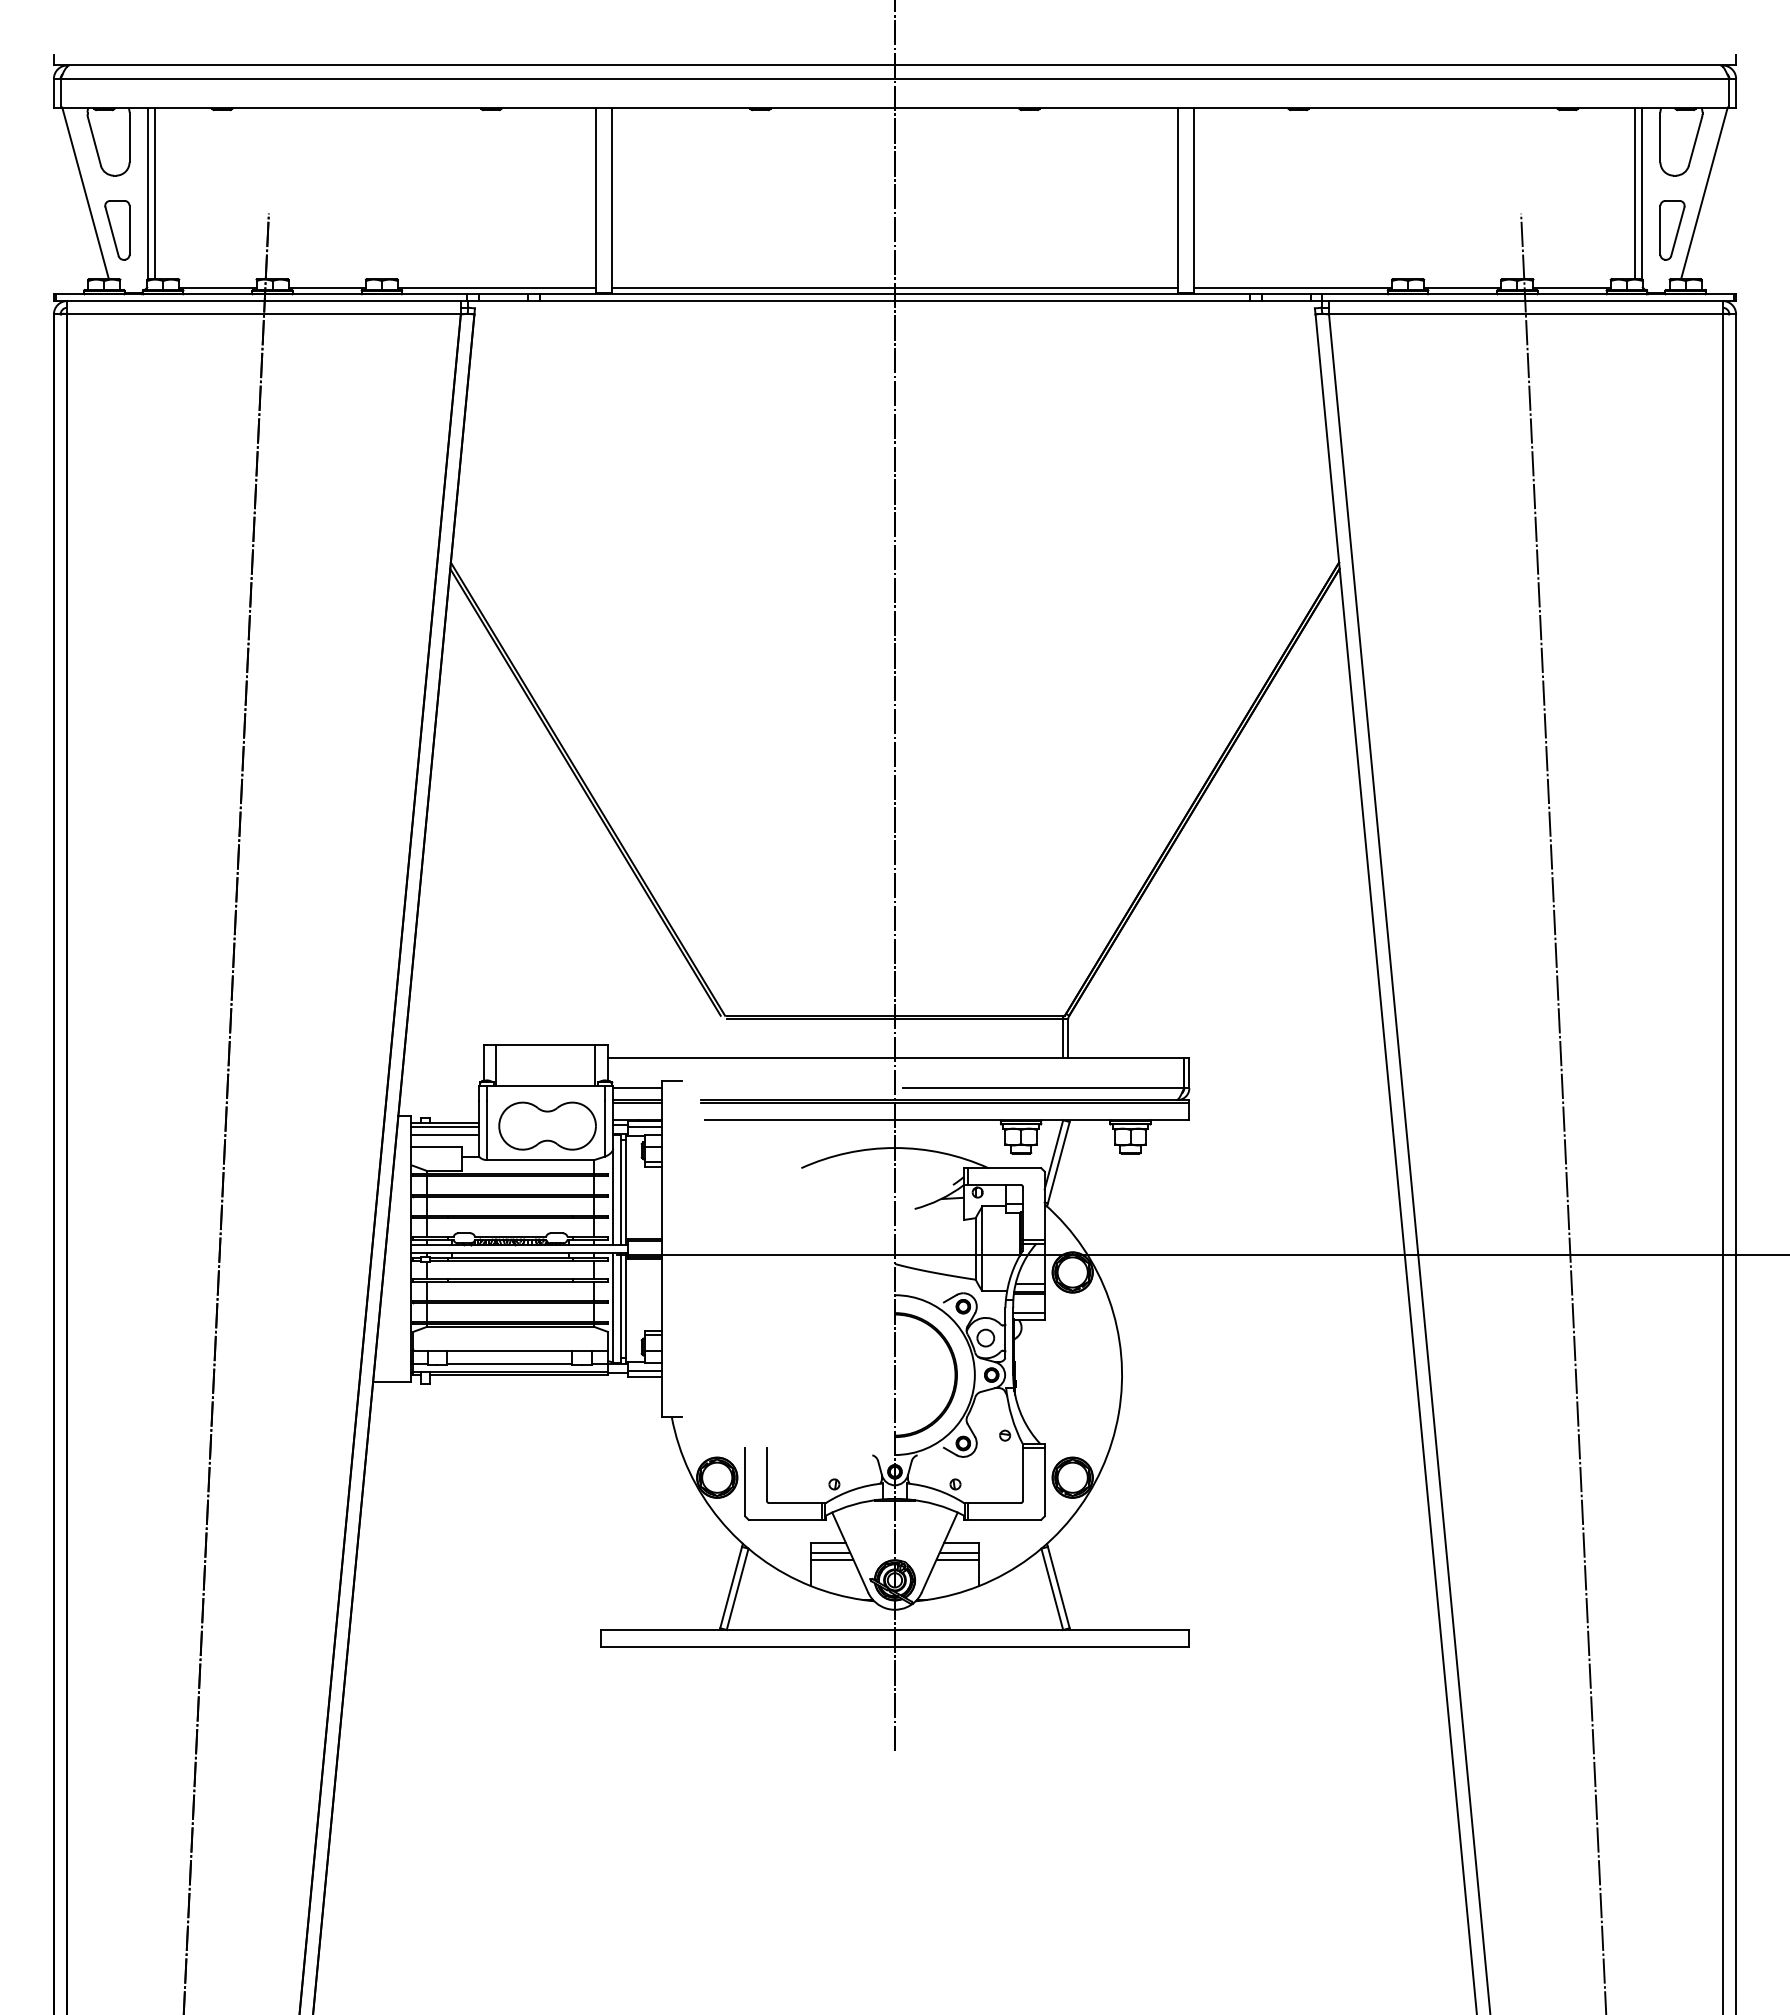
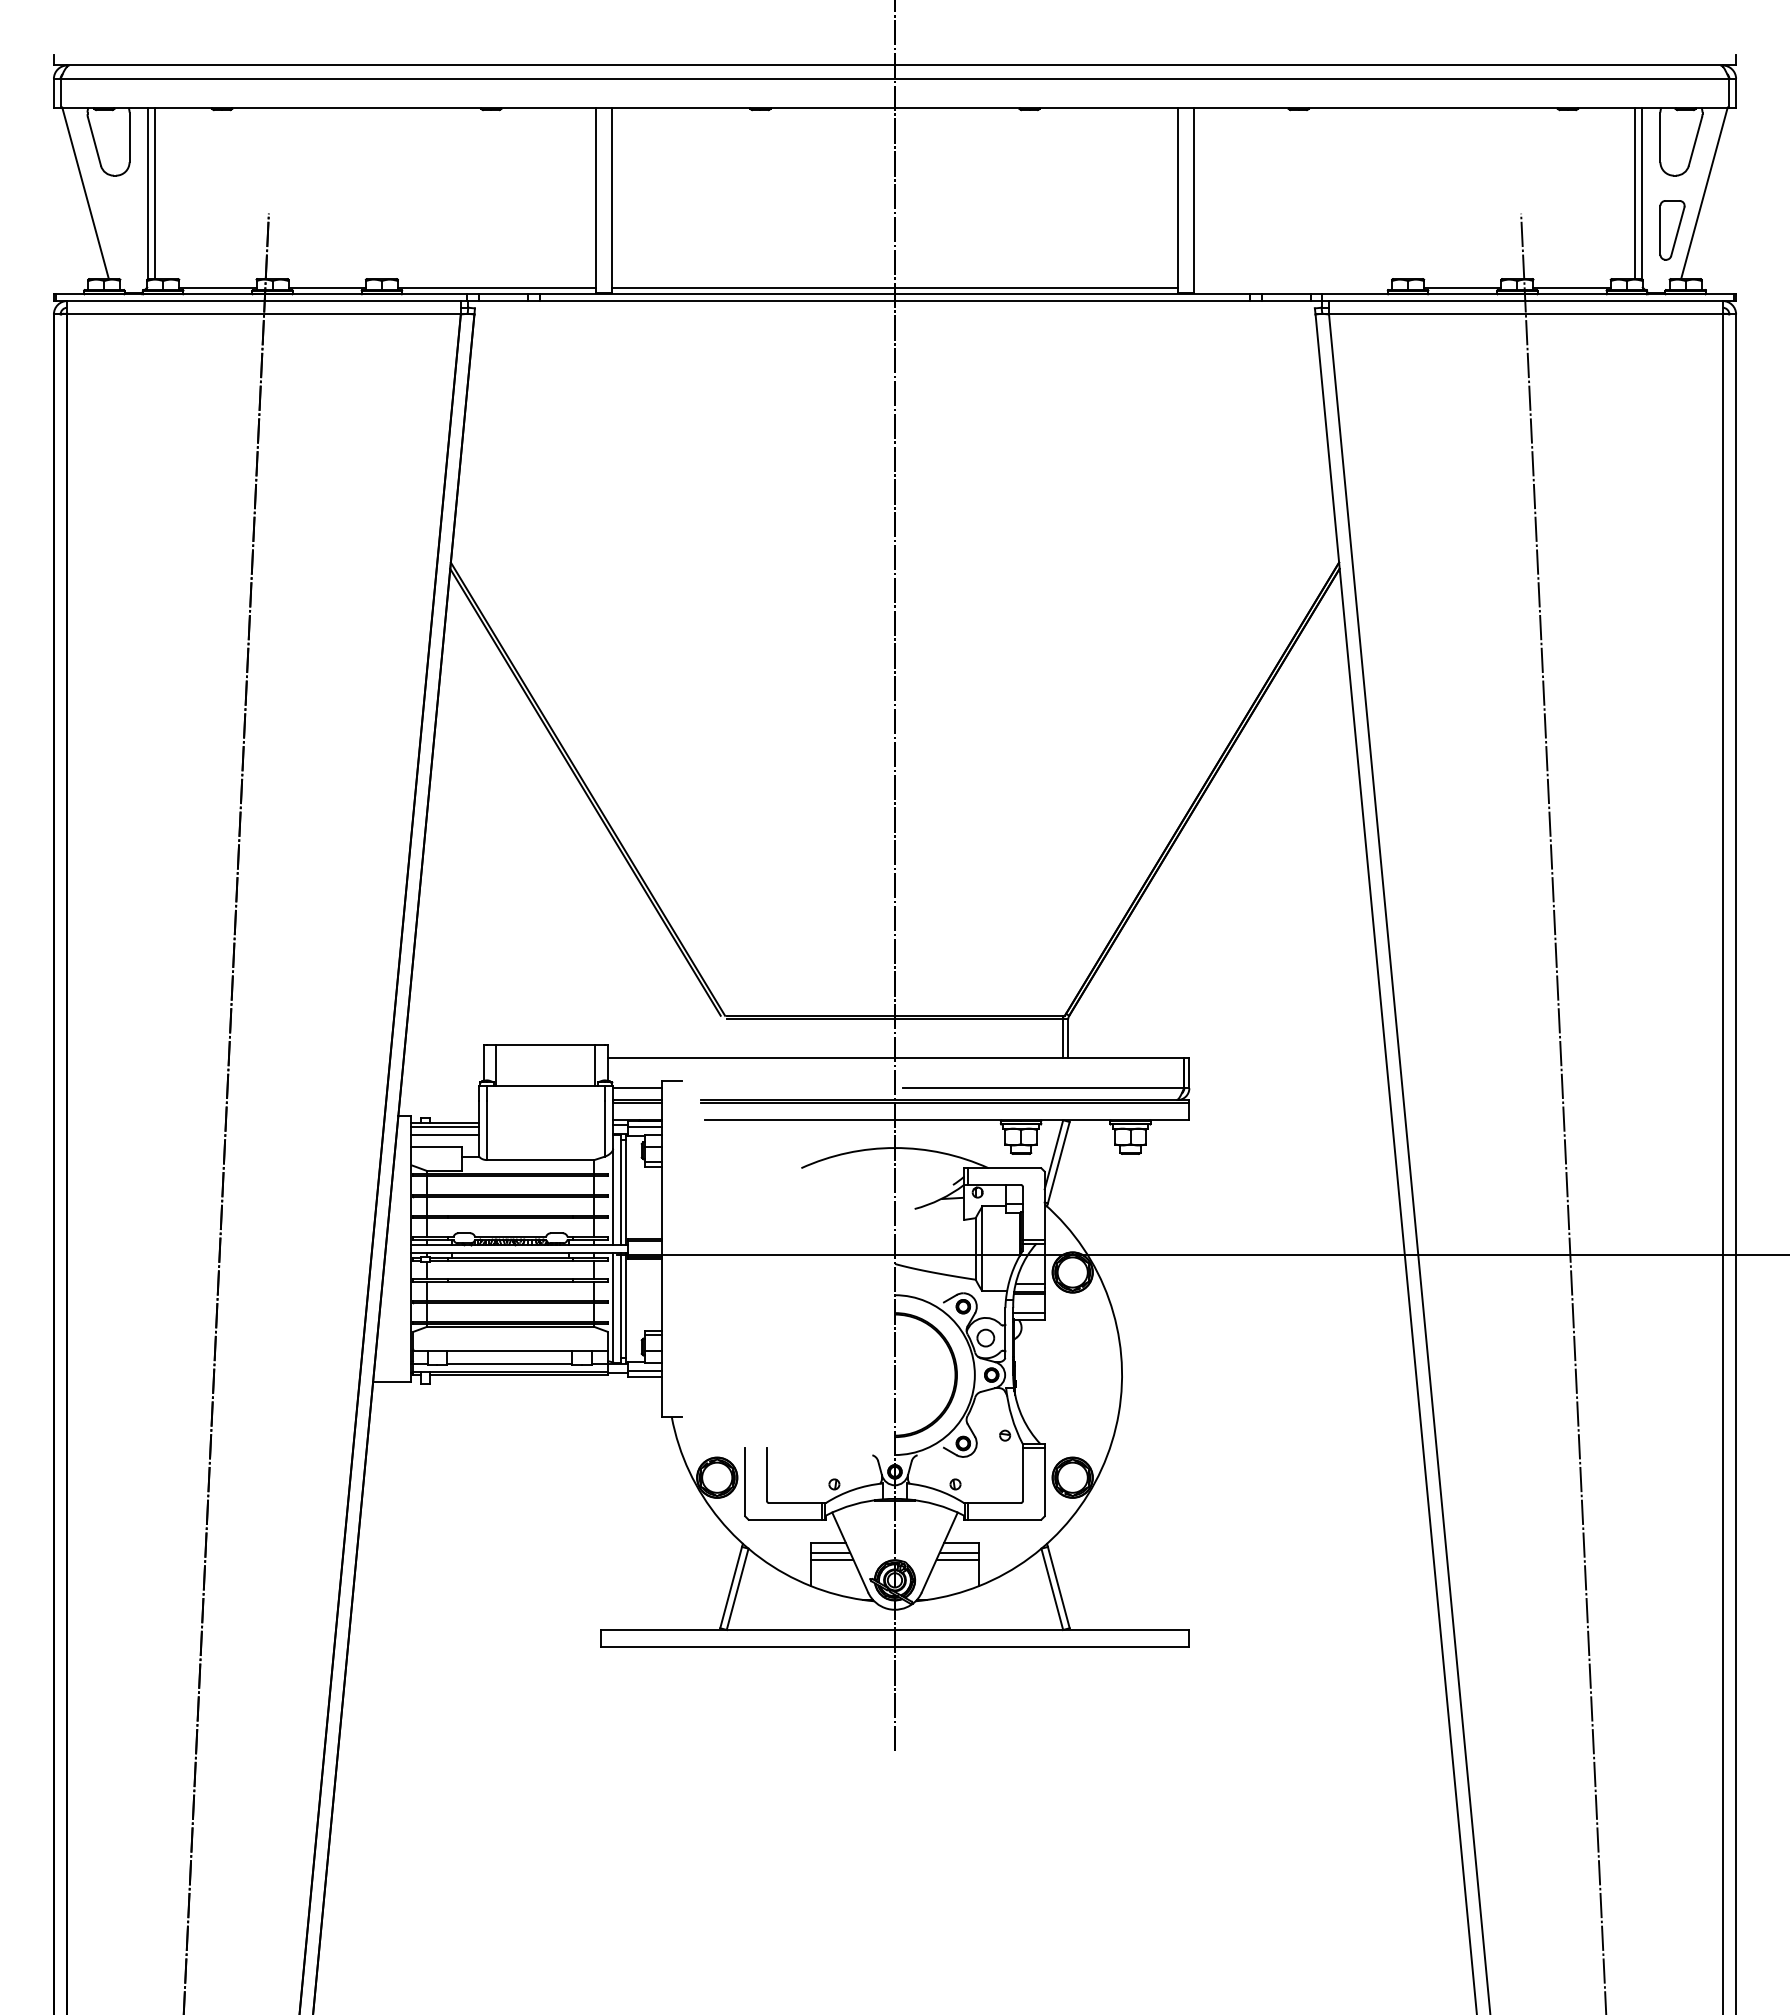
part: present -> none (117, 230)
line: present -> none (1293, 287)
part: present -> none (547, 1125)
